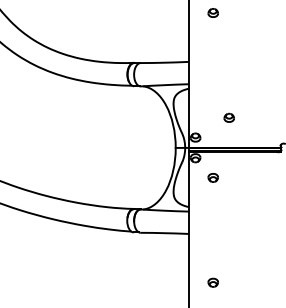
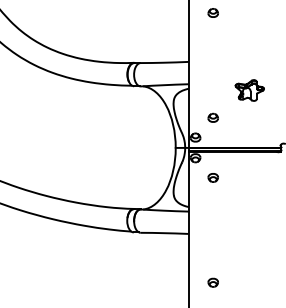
part: none -> present (249, 90)
part position: (228, 117) -> (212, 117) (212, 117)
